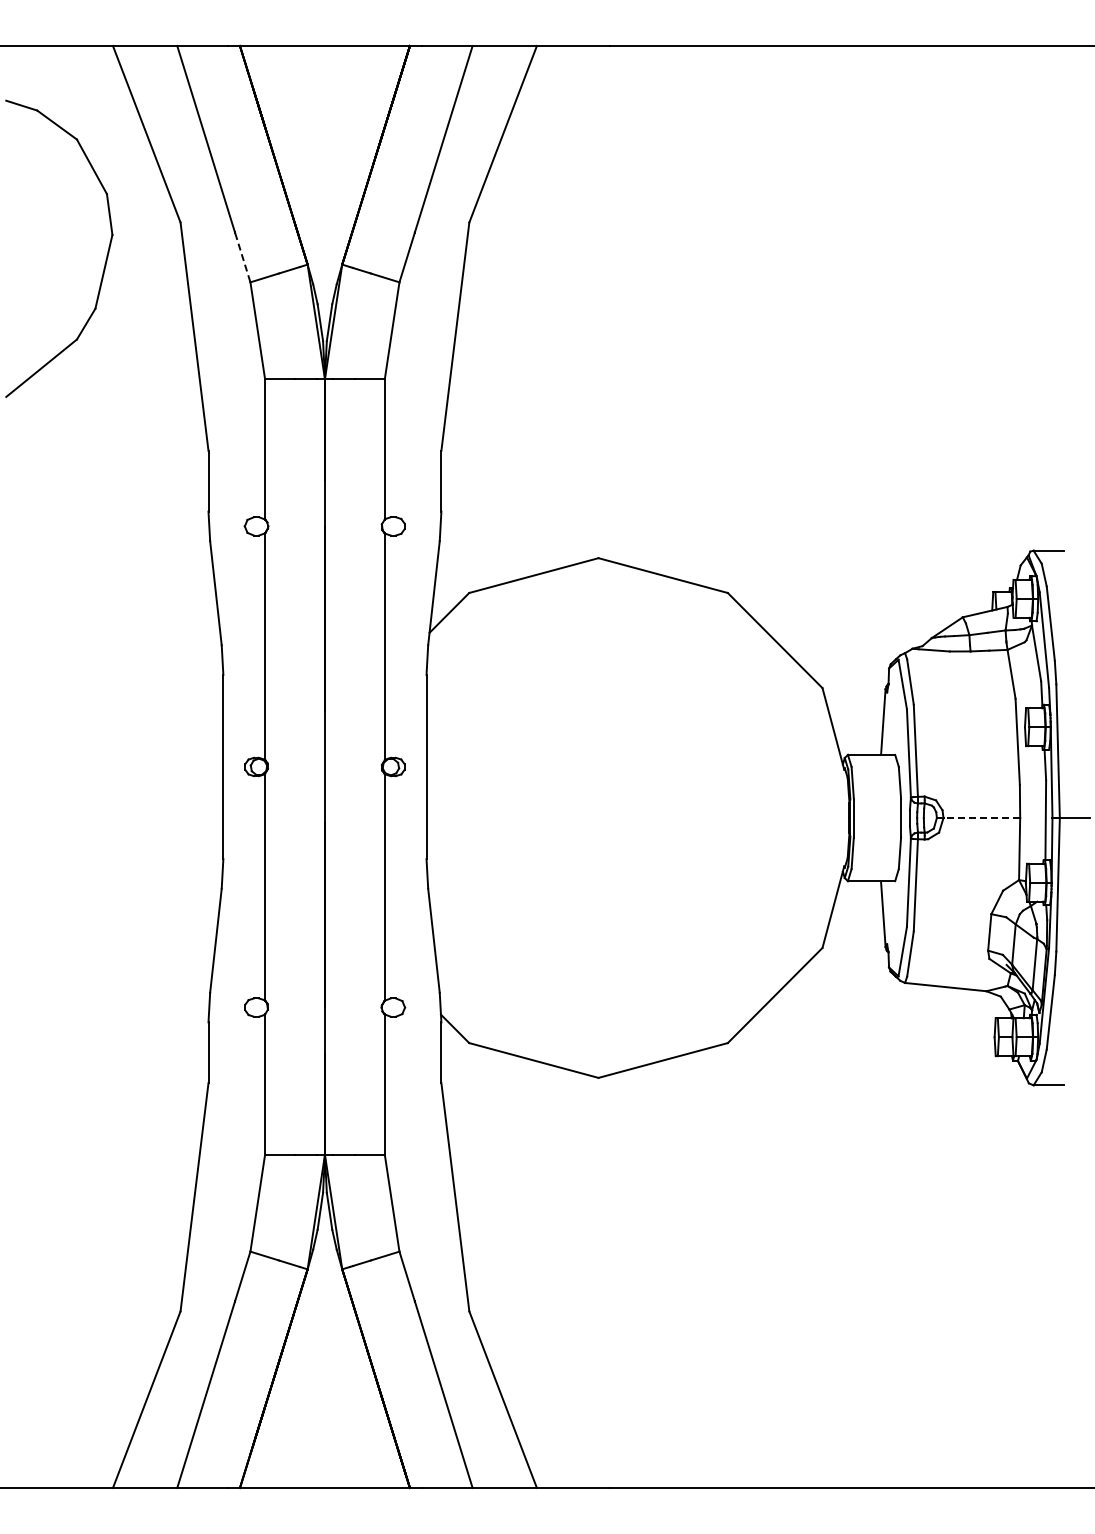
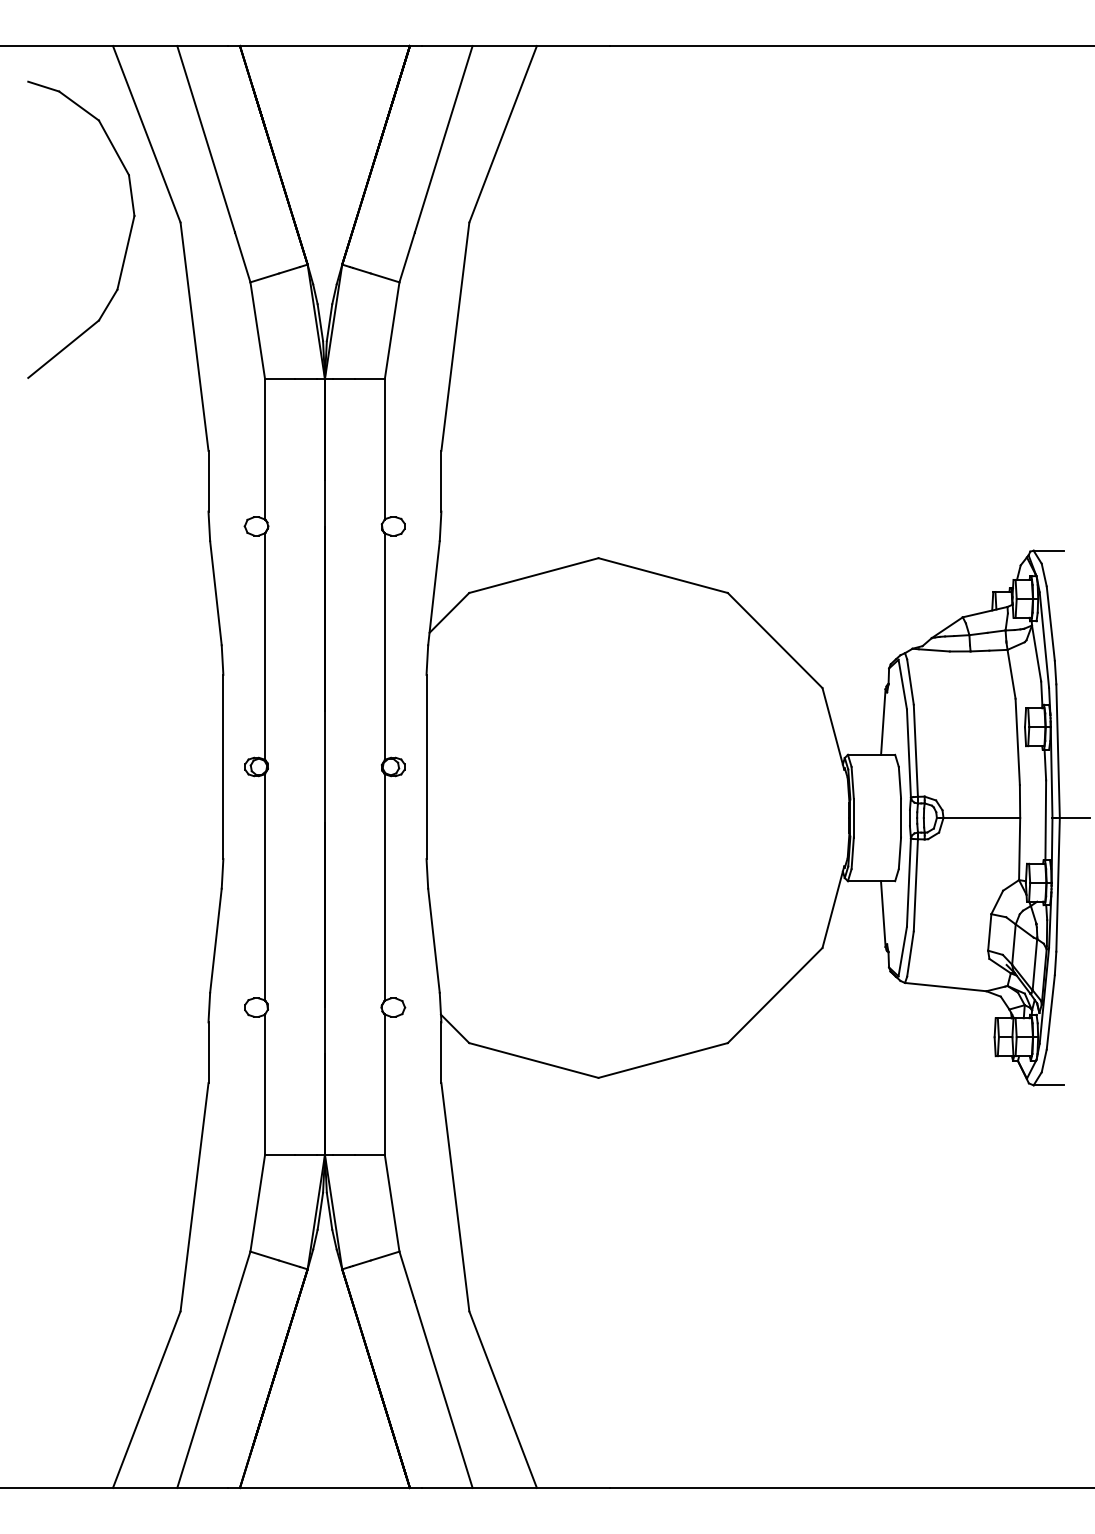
line: dashed -> solid (242, 257)
part position: (105, 259) -> (127, 240) (127, 240)
line: dashed -> solid (981, 818)
